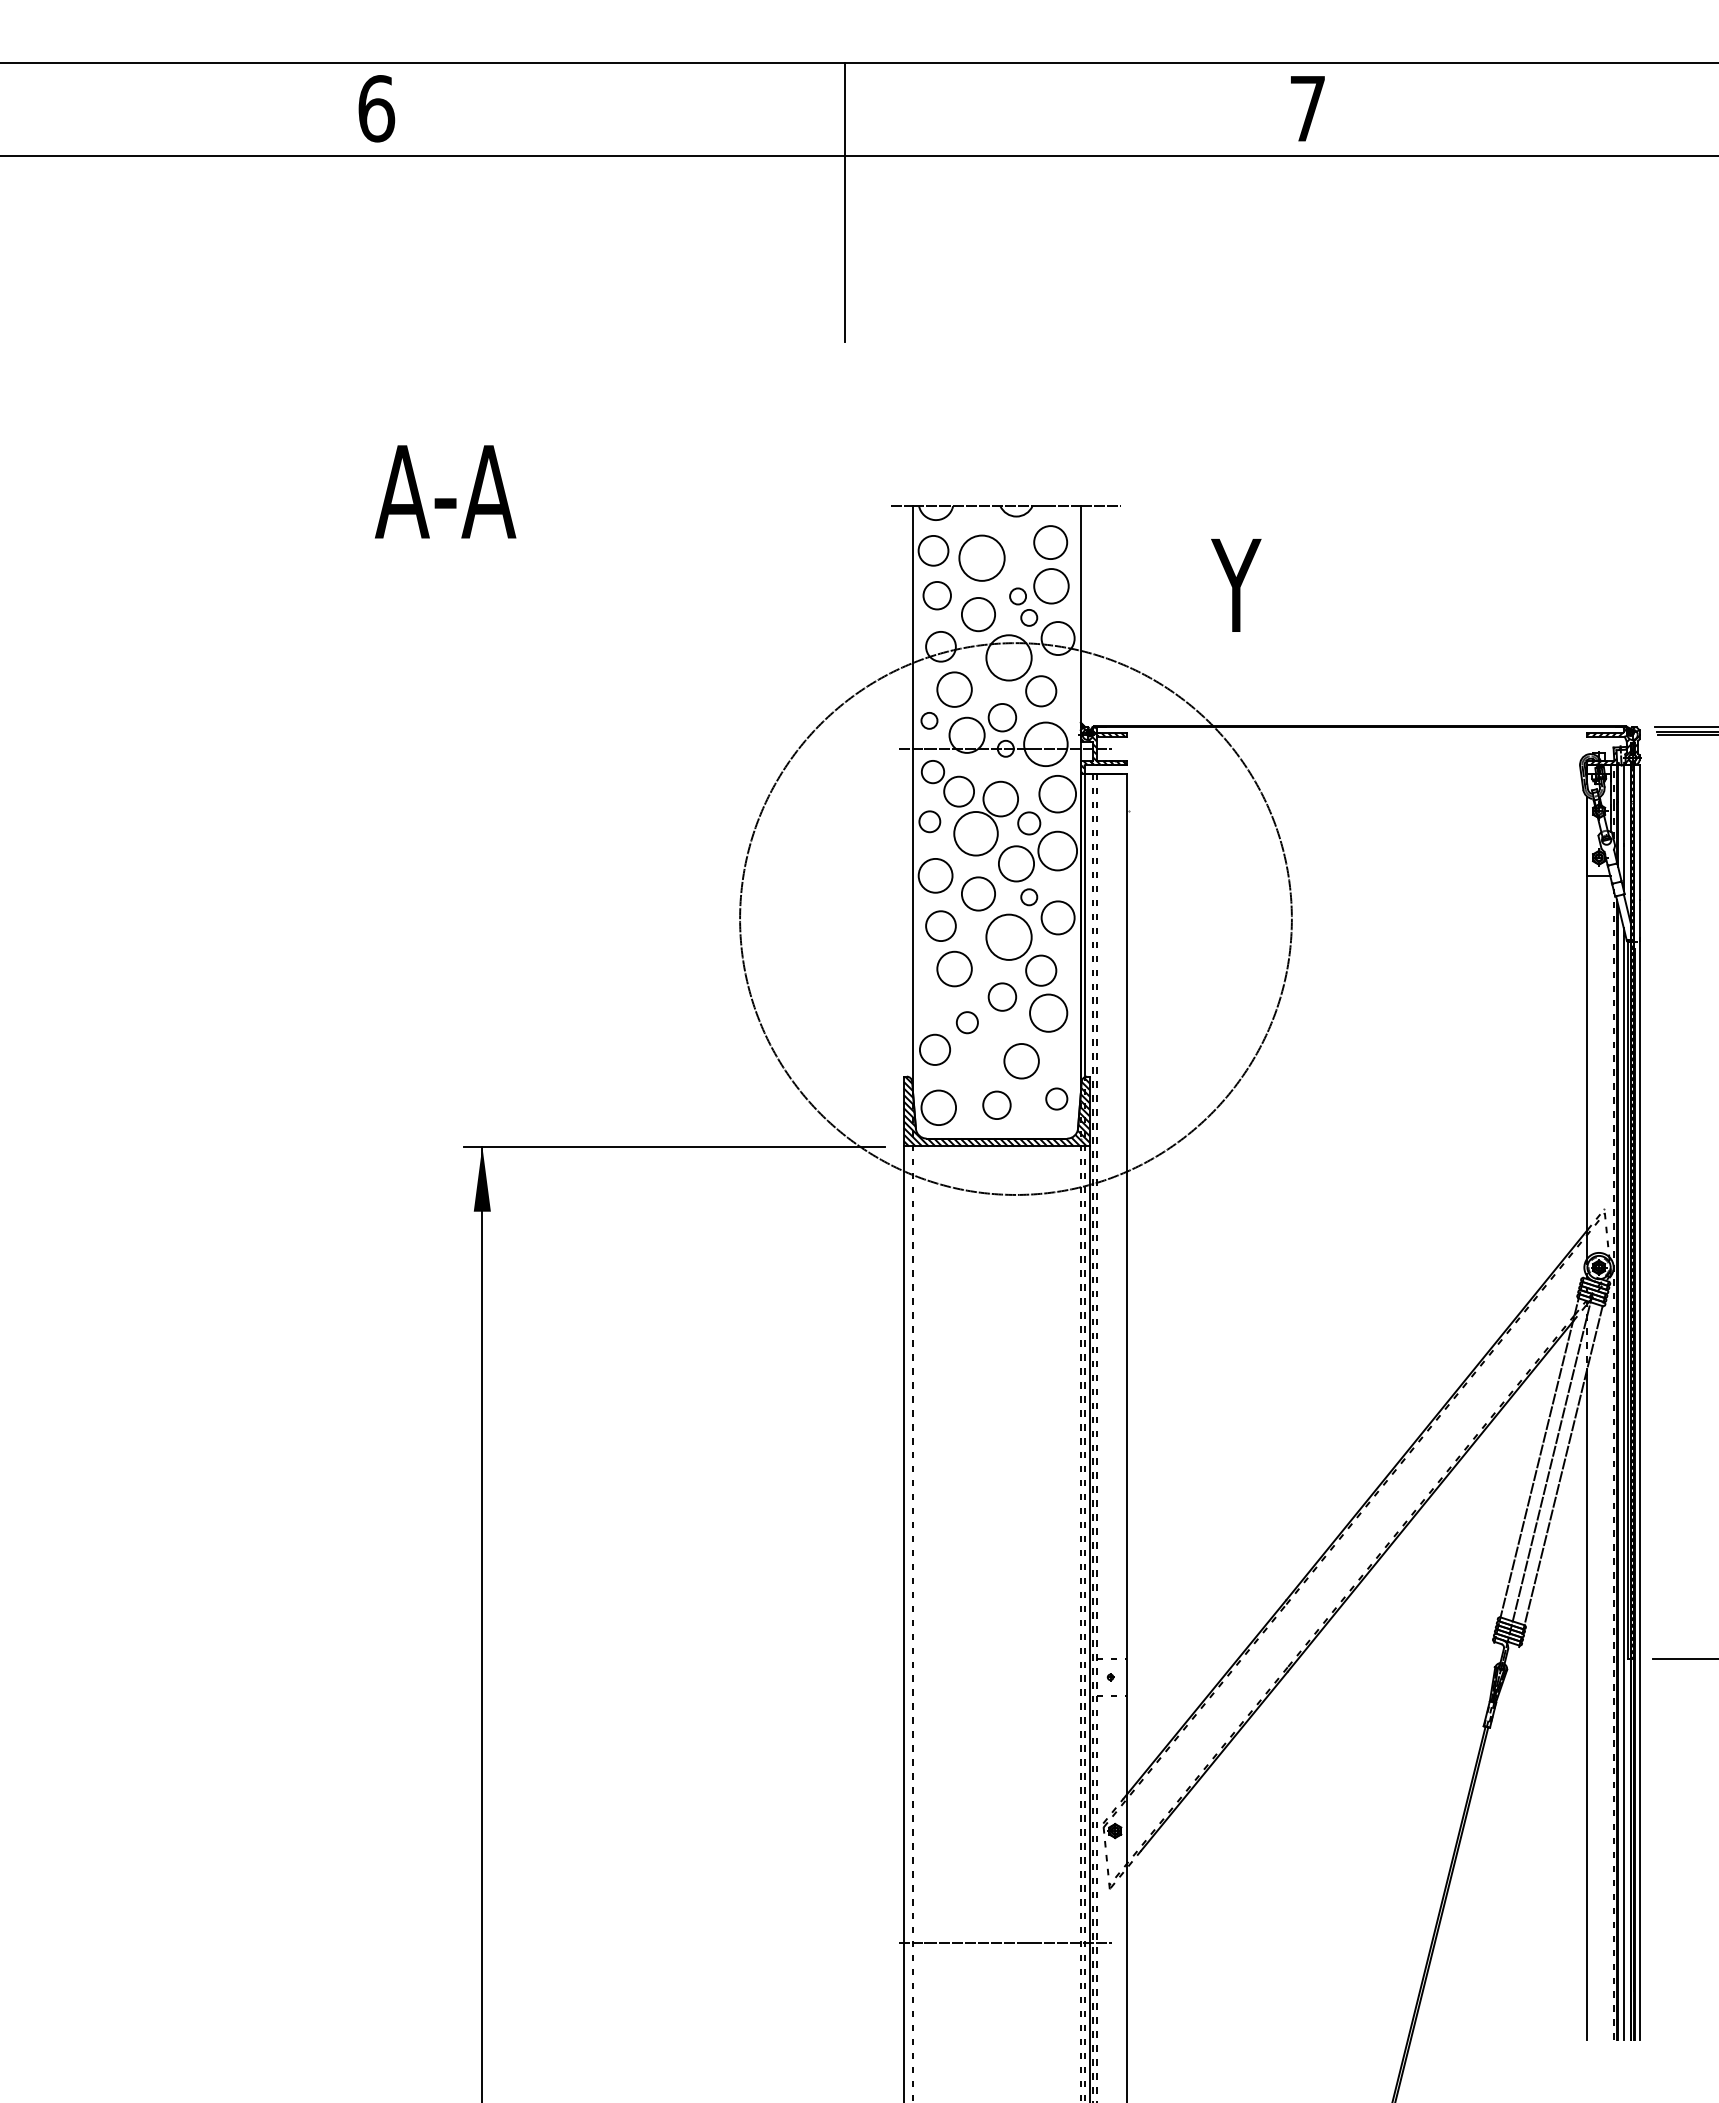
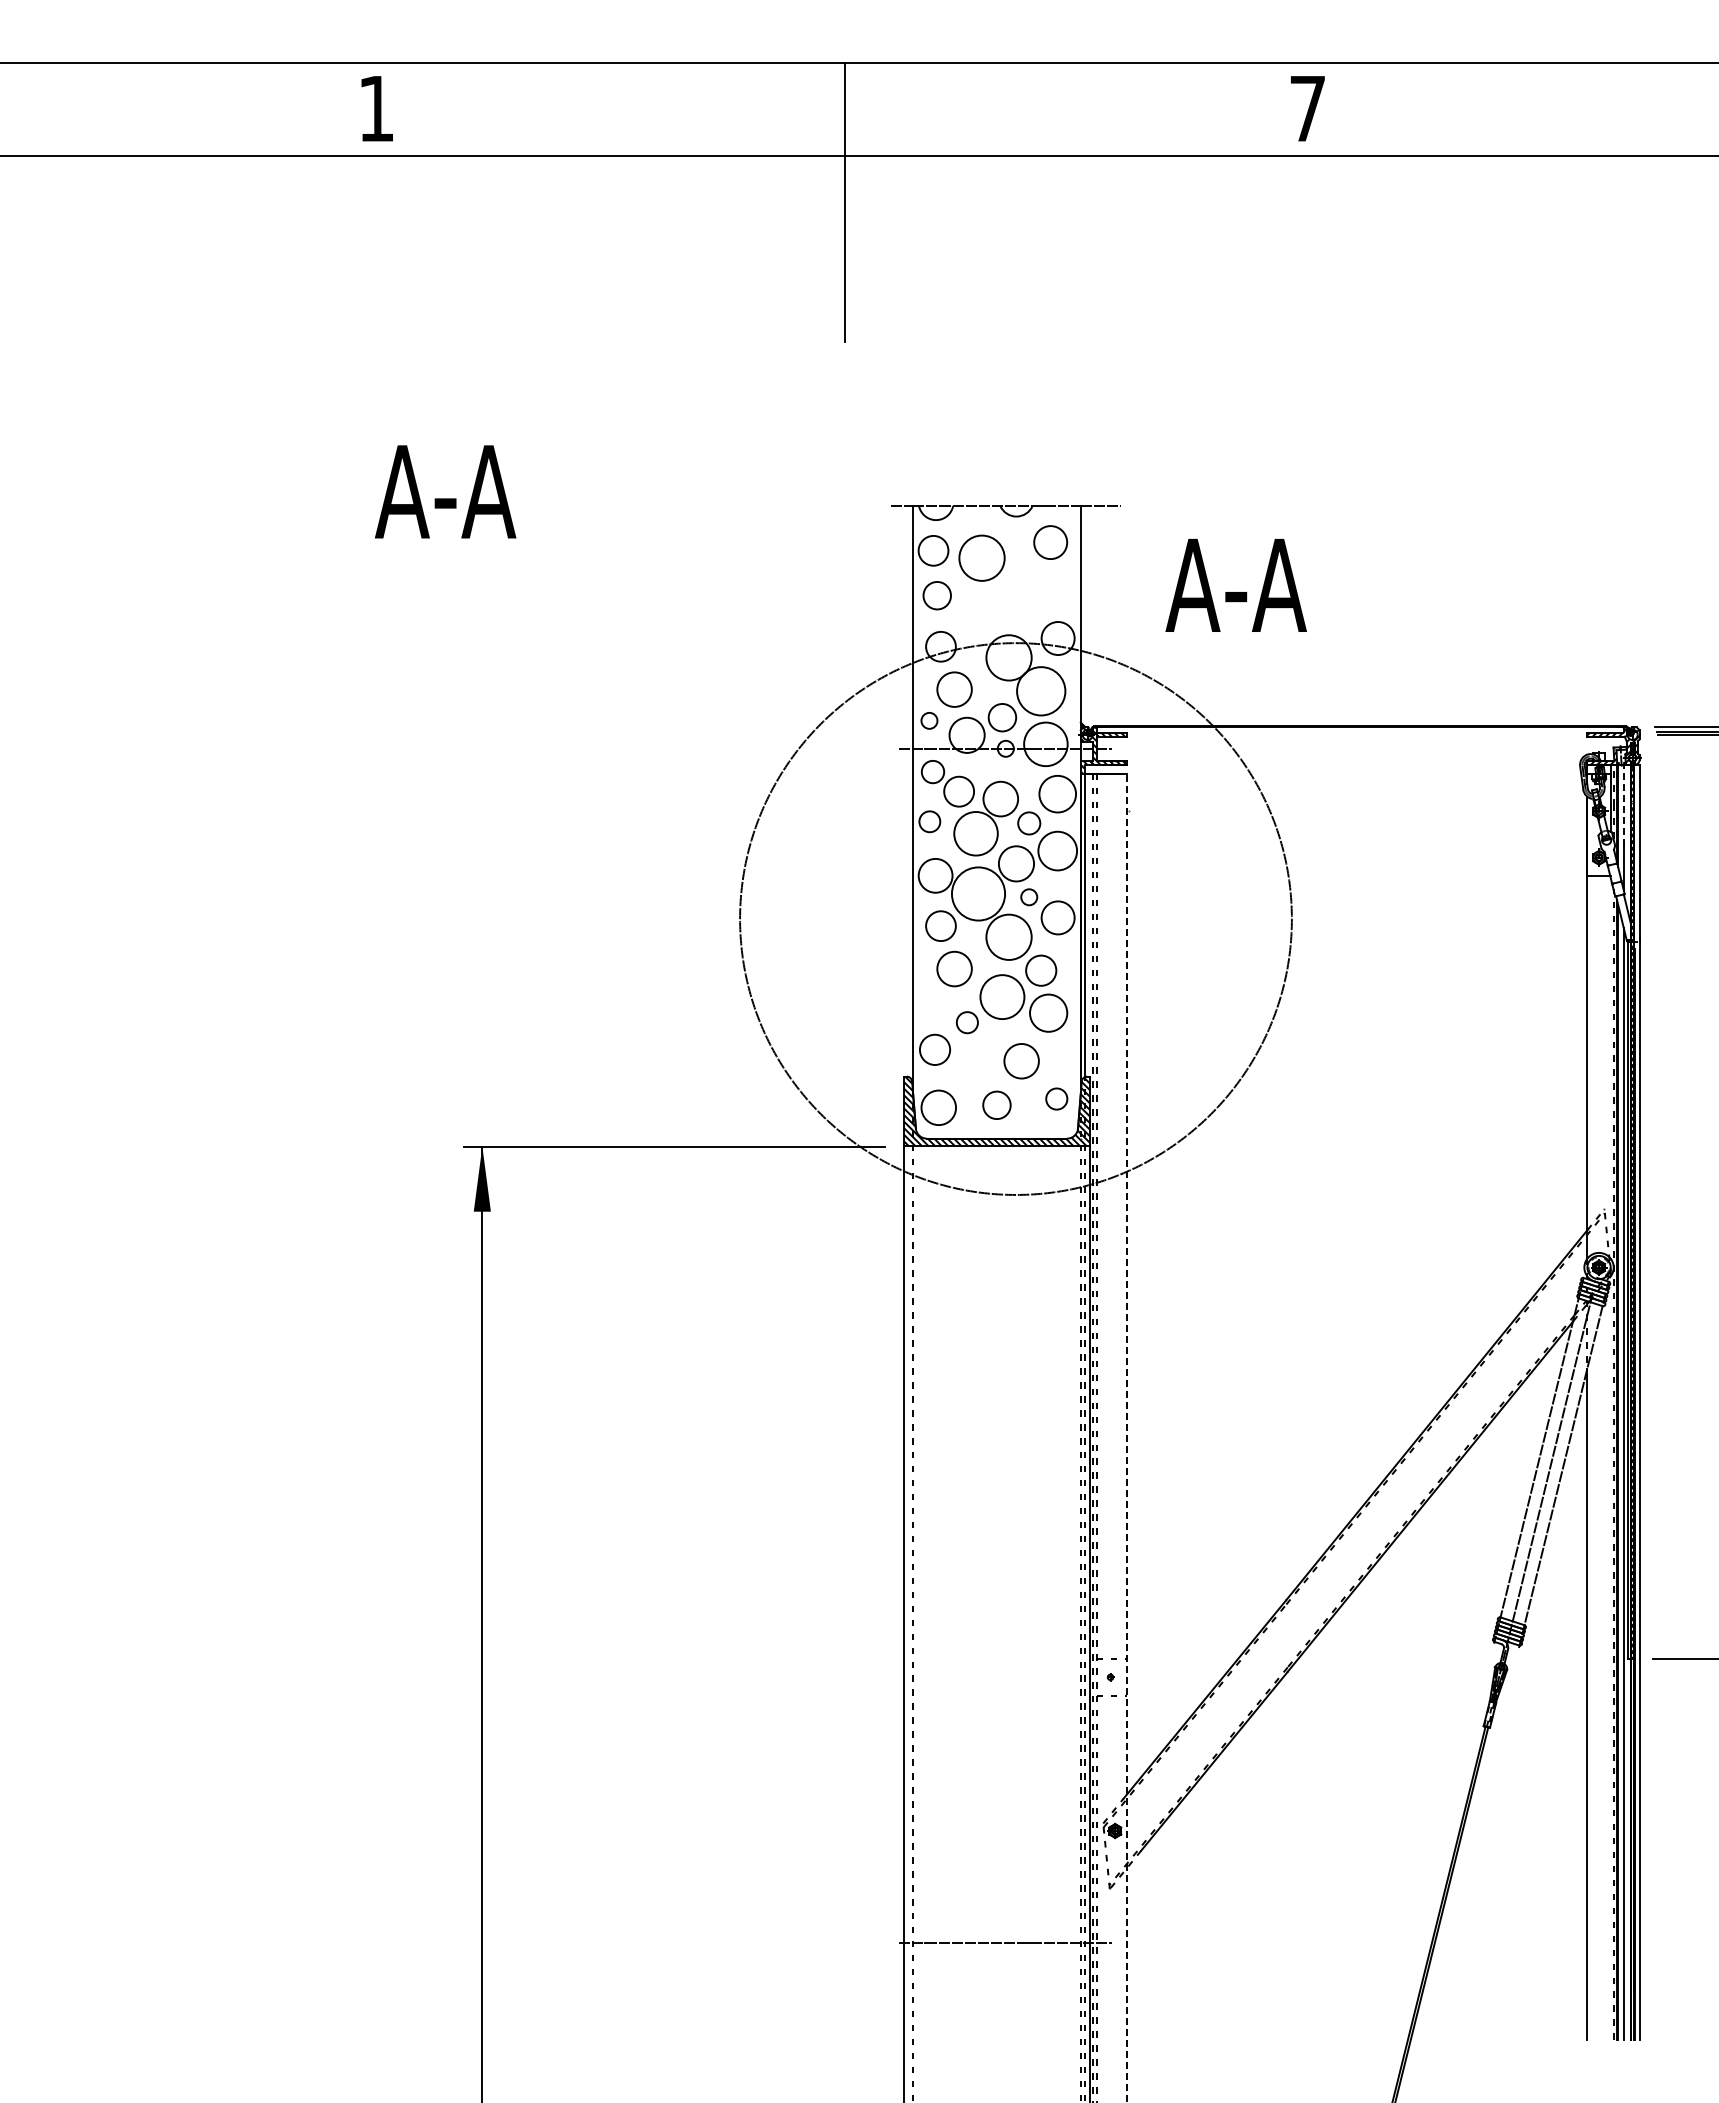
text: 6 -> 1 (376, 108)
text: Y -> A-A (1235, 584)
part: present -> none (1039, 597)
circle: present -> none (978, 614)
circle diameter: 30 px -> 48 px (1041, 691)
line: solid -> dashed (1623, 805)
circle diameter: 33 px -> 53 px (978, 893)
circle diameter: 27 px -> 44 px (1002, 997)
line: solid -> dashed (1127, 1437)
